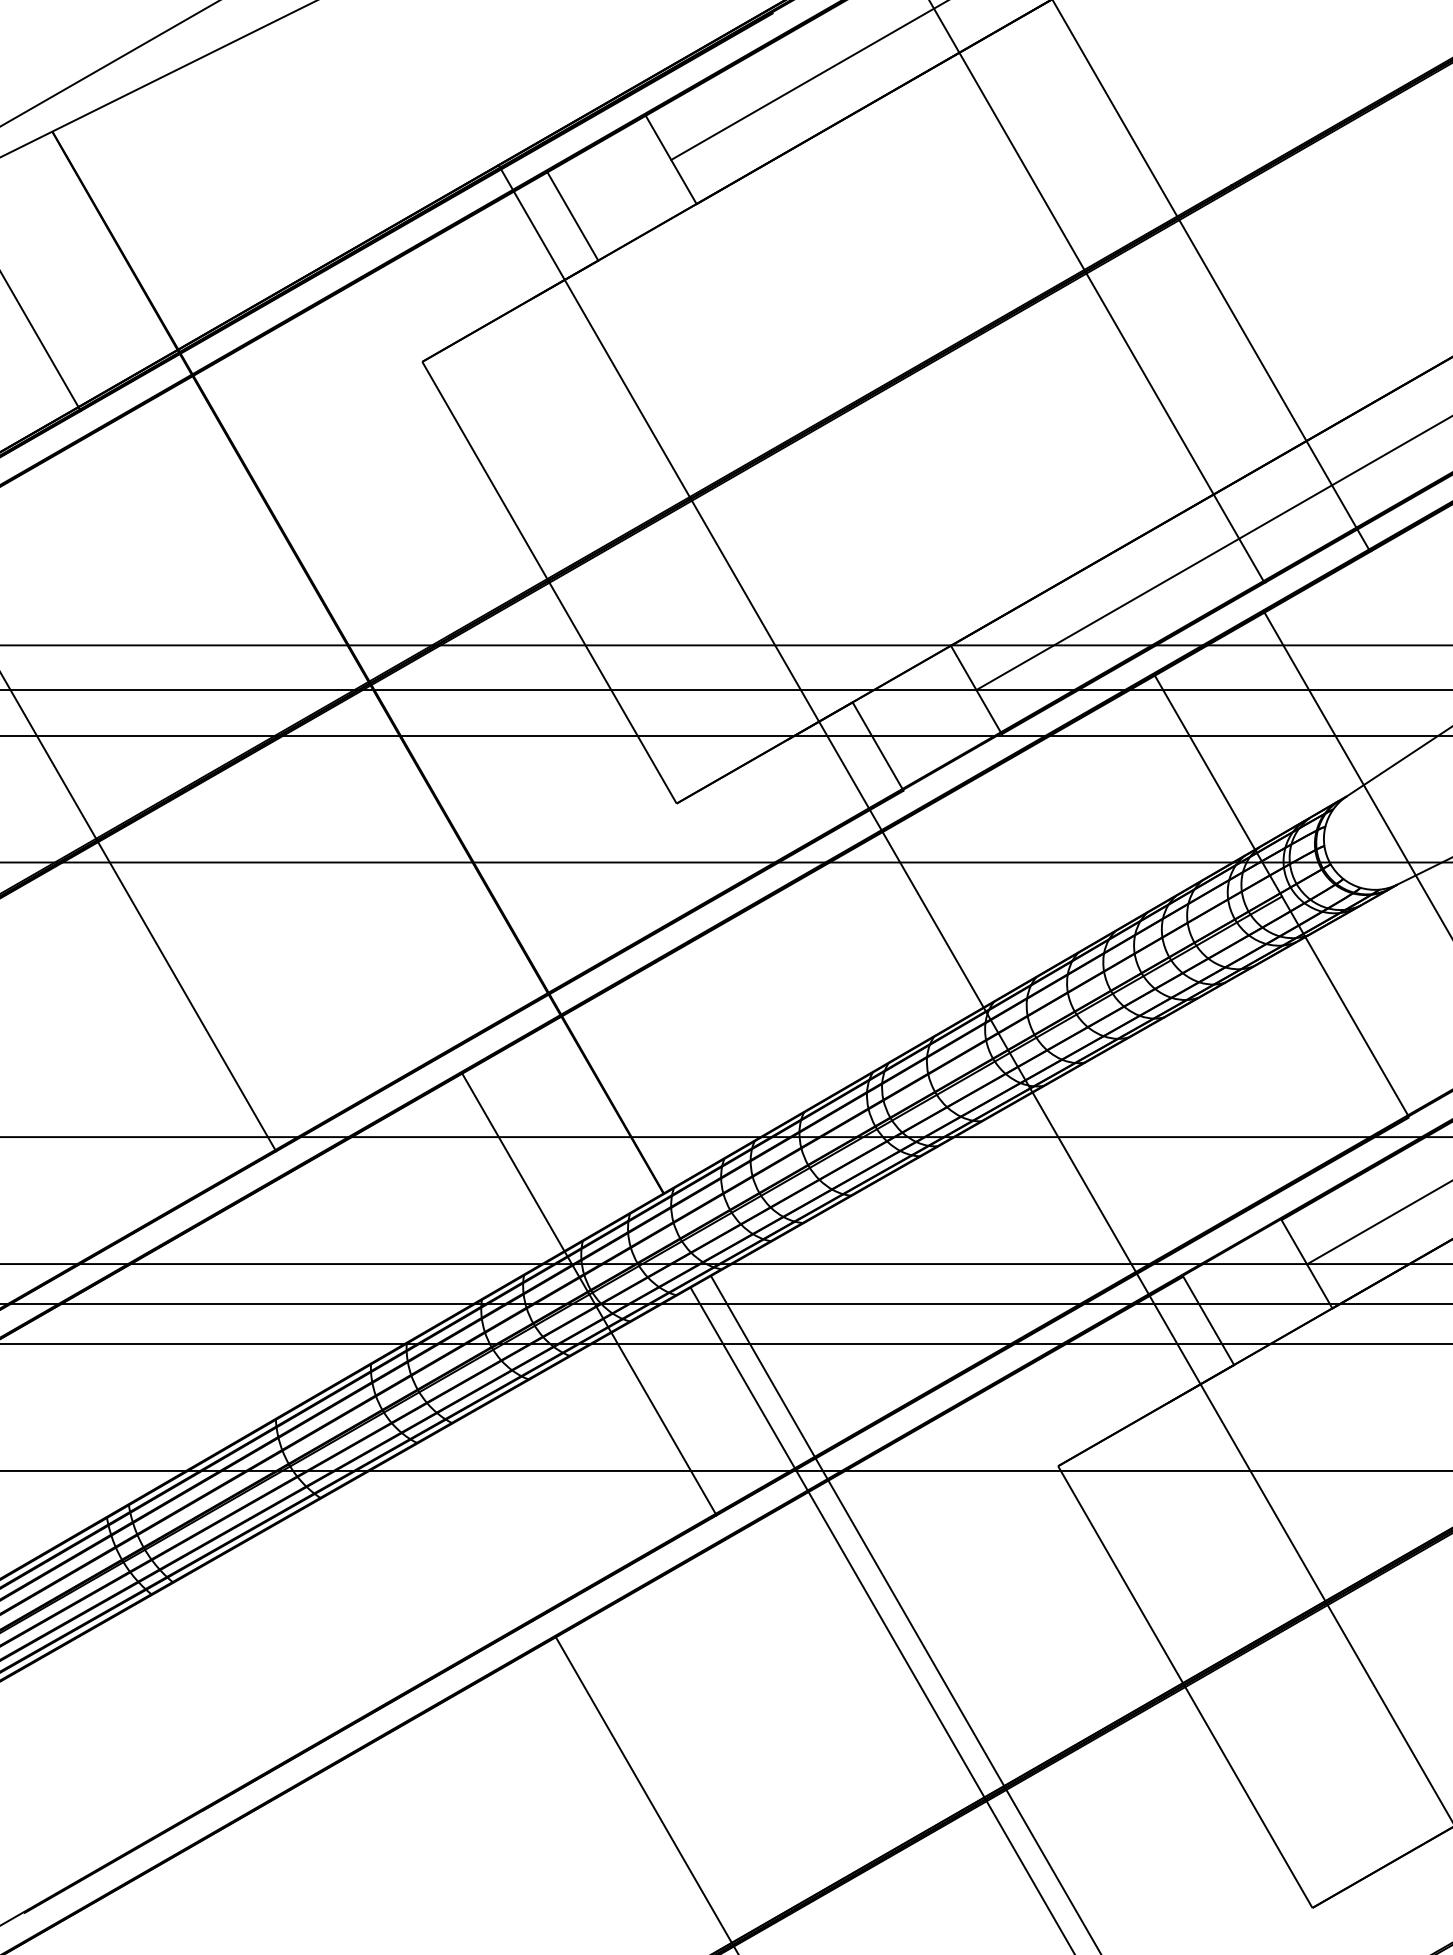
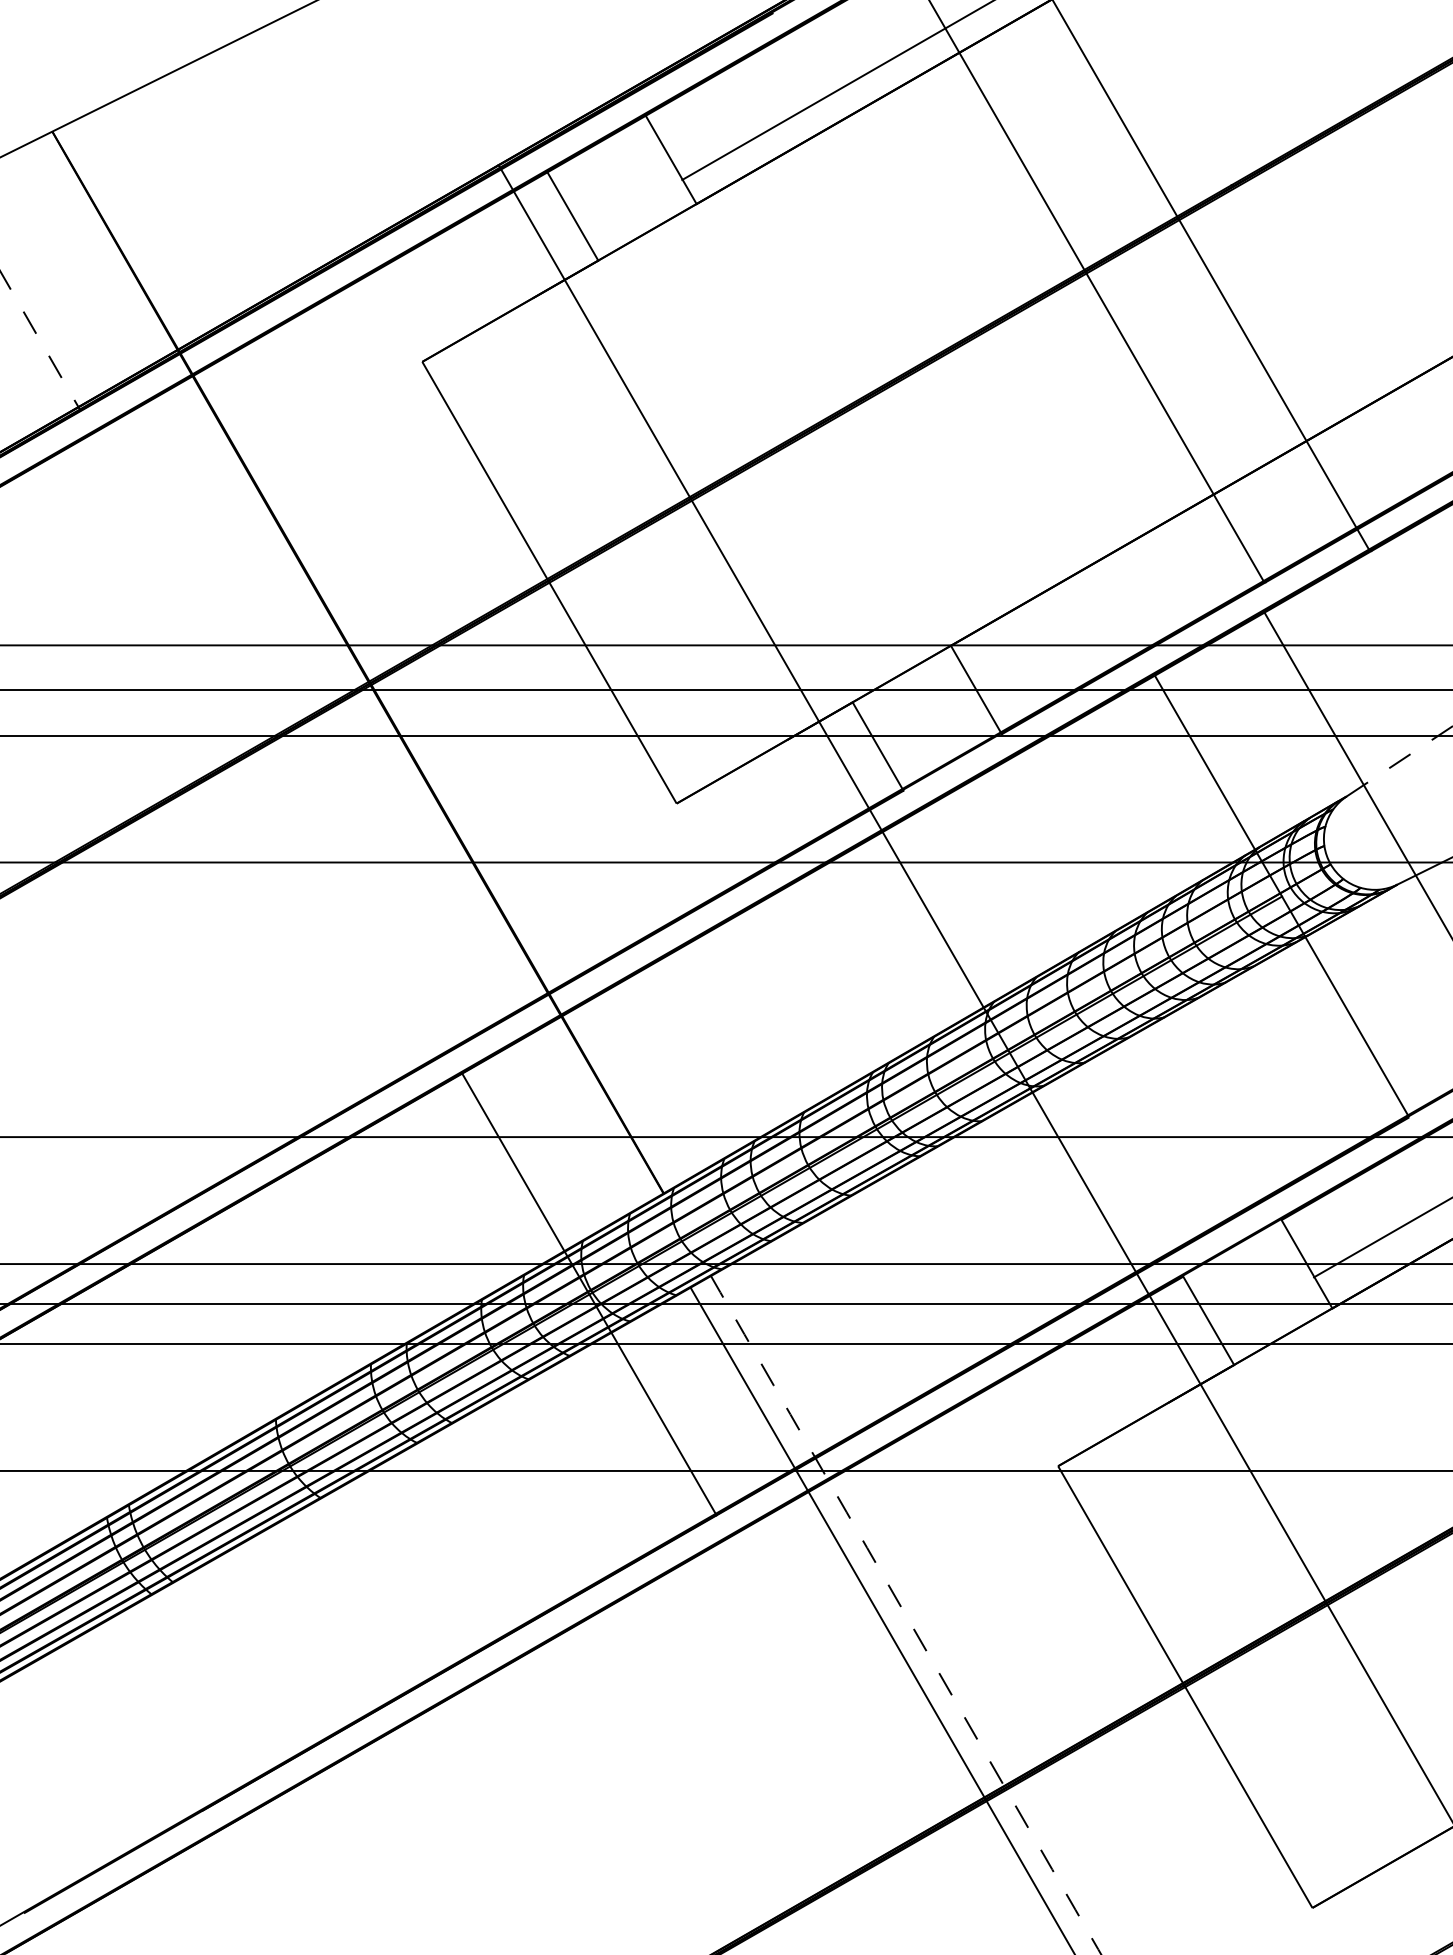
line: present -> none (109, 63)
line position: (808, 80) -> (836, 90) (836, 90)
line: solid -> dashed (40, 340)
line: present -> none (1212, 553)
line: solid -> dashed (1400, 761)
line: present -> none (139, 913)
line position: (1378, 1223) -> (1381, 1238) (1381, 1238)
arc: solid -> dashed (901, 1607)
line: present -> none (645, 1794)
